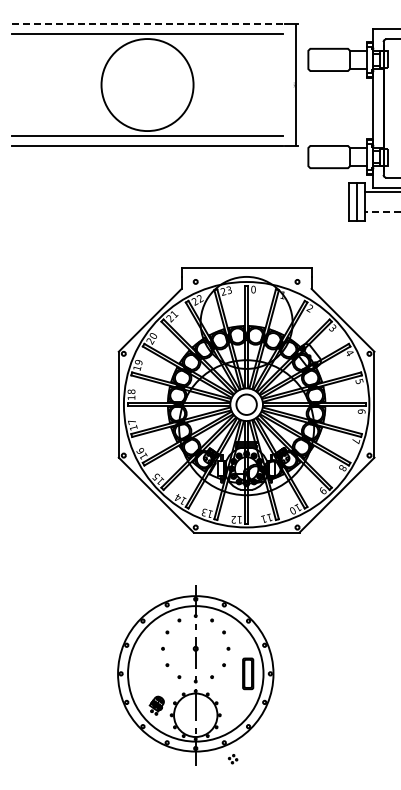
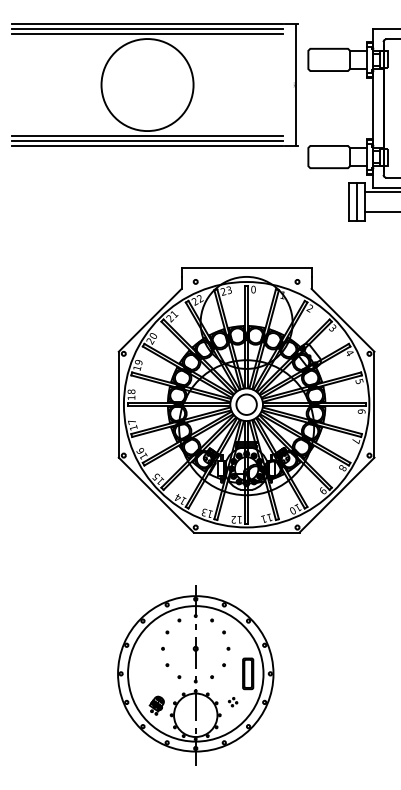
line: dashed -> solid (147, 23)
line: none -> present (147, 28)
line: none -> present (147, 141)
line: dashed -> solid (382, 212)
part position: (232, 759) -> (232, 702) (232, 702)
